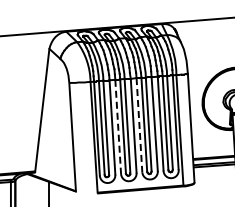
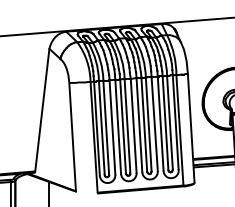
line: dashed -> solid (139, 125)
line: dashed -> solid (118, 127)
